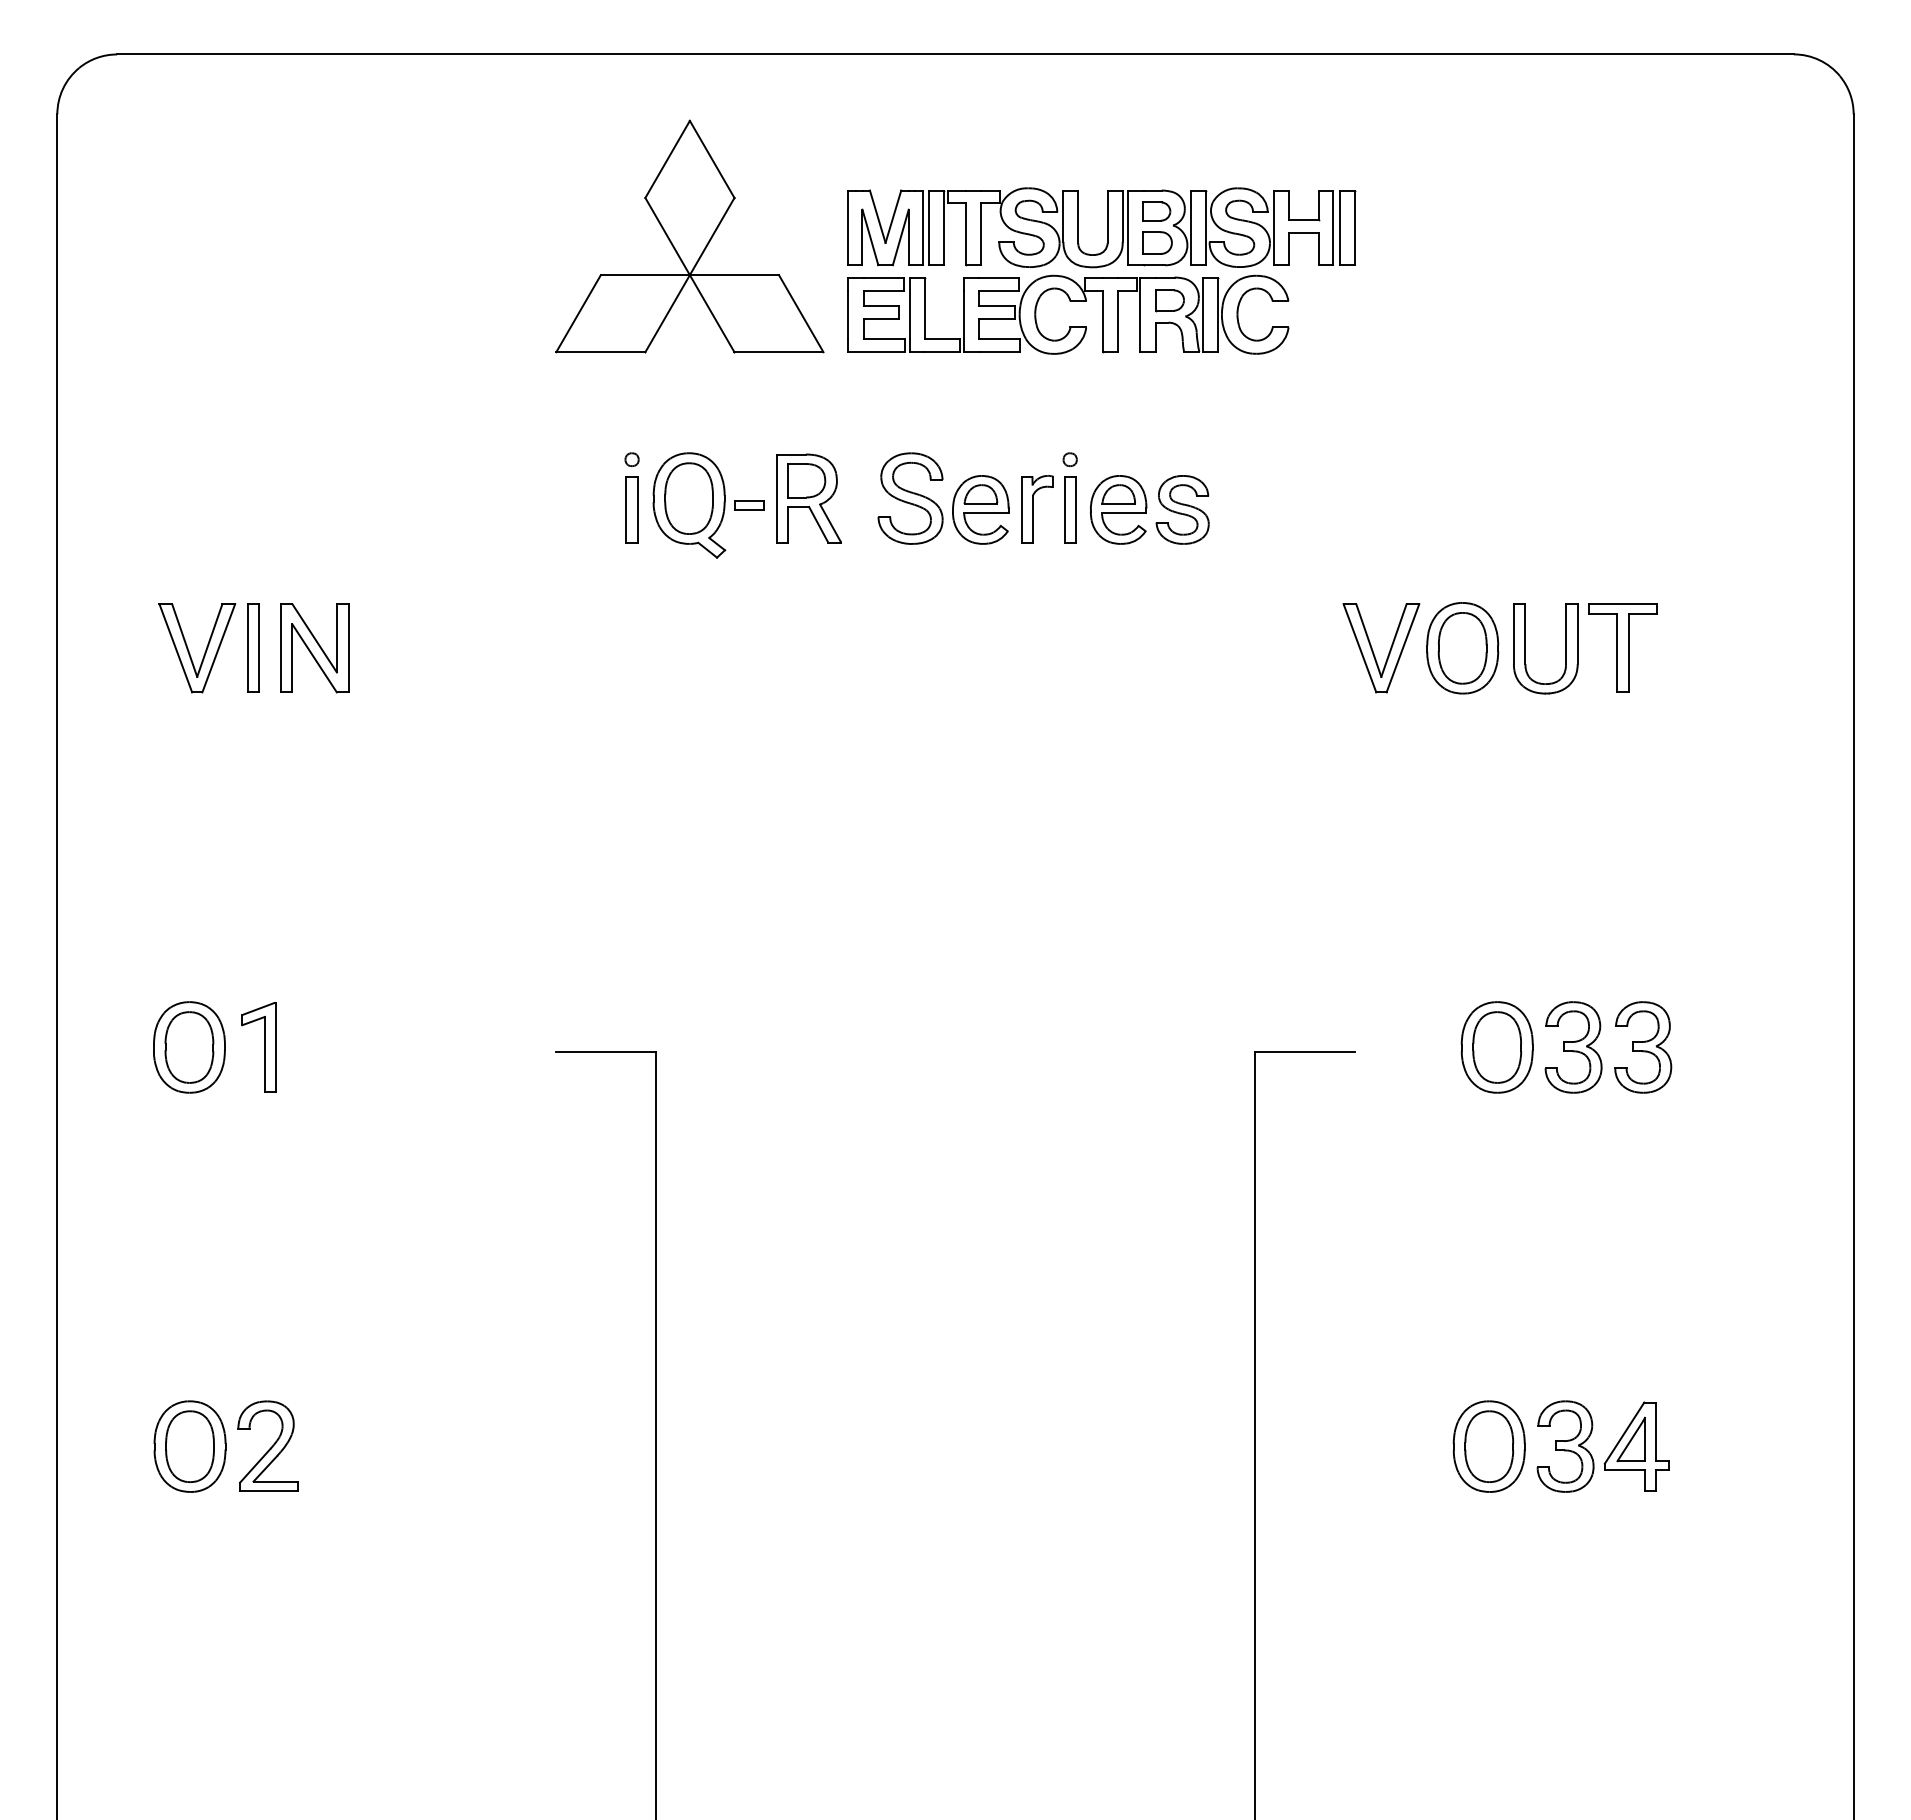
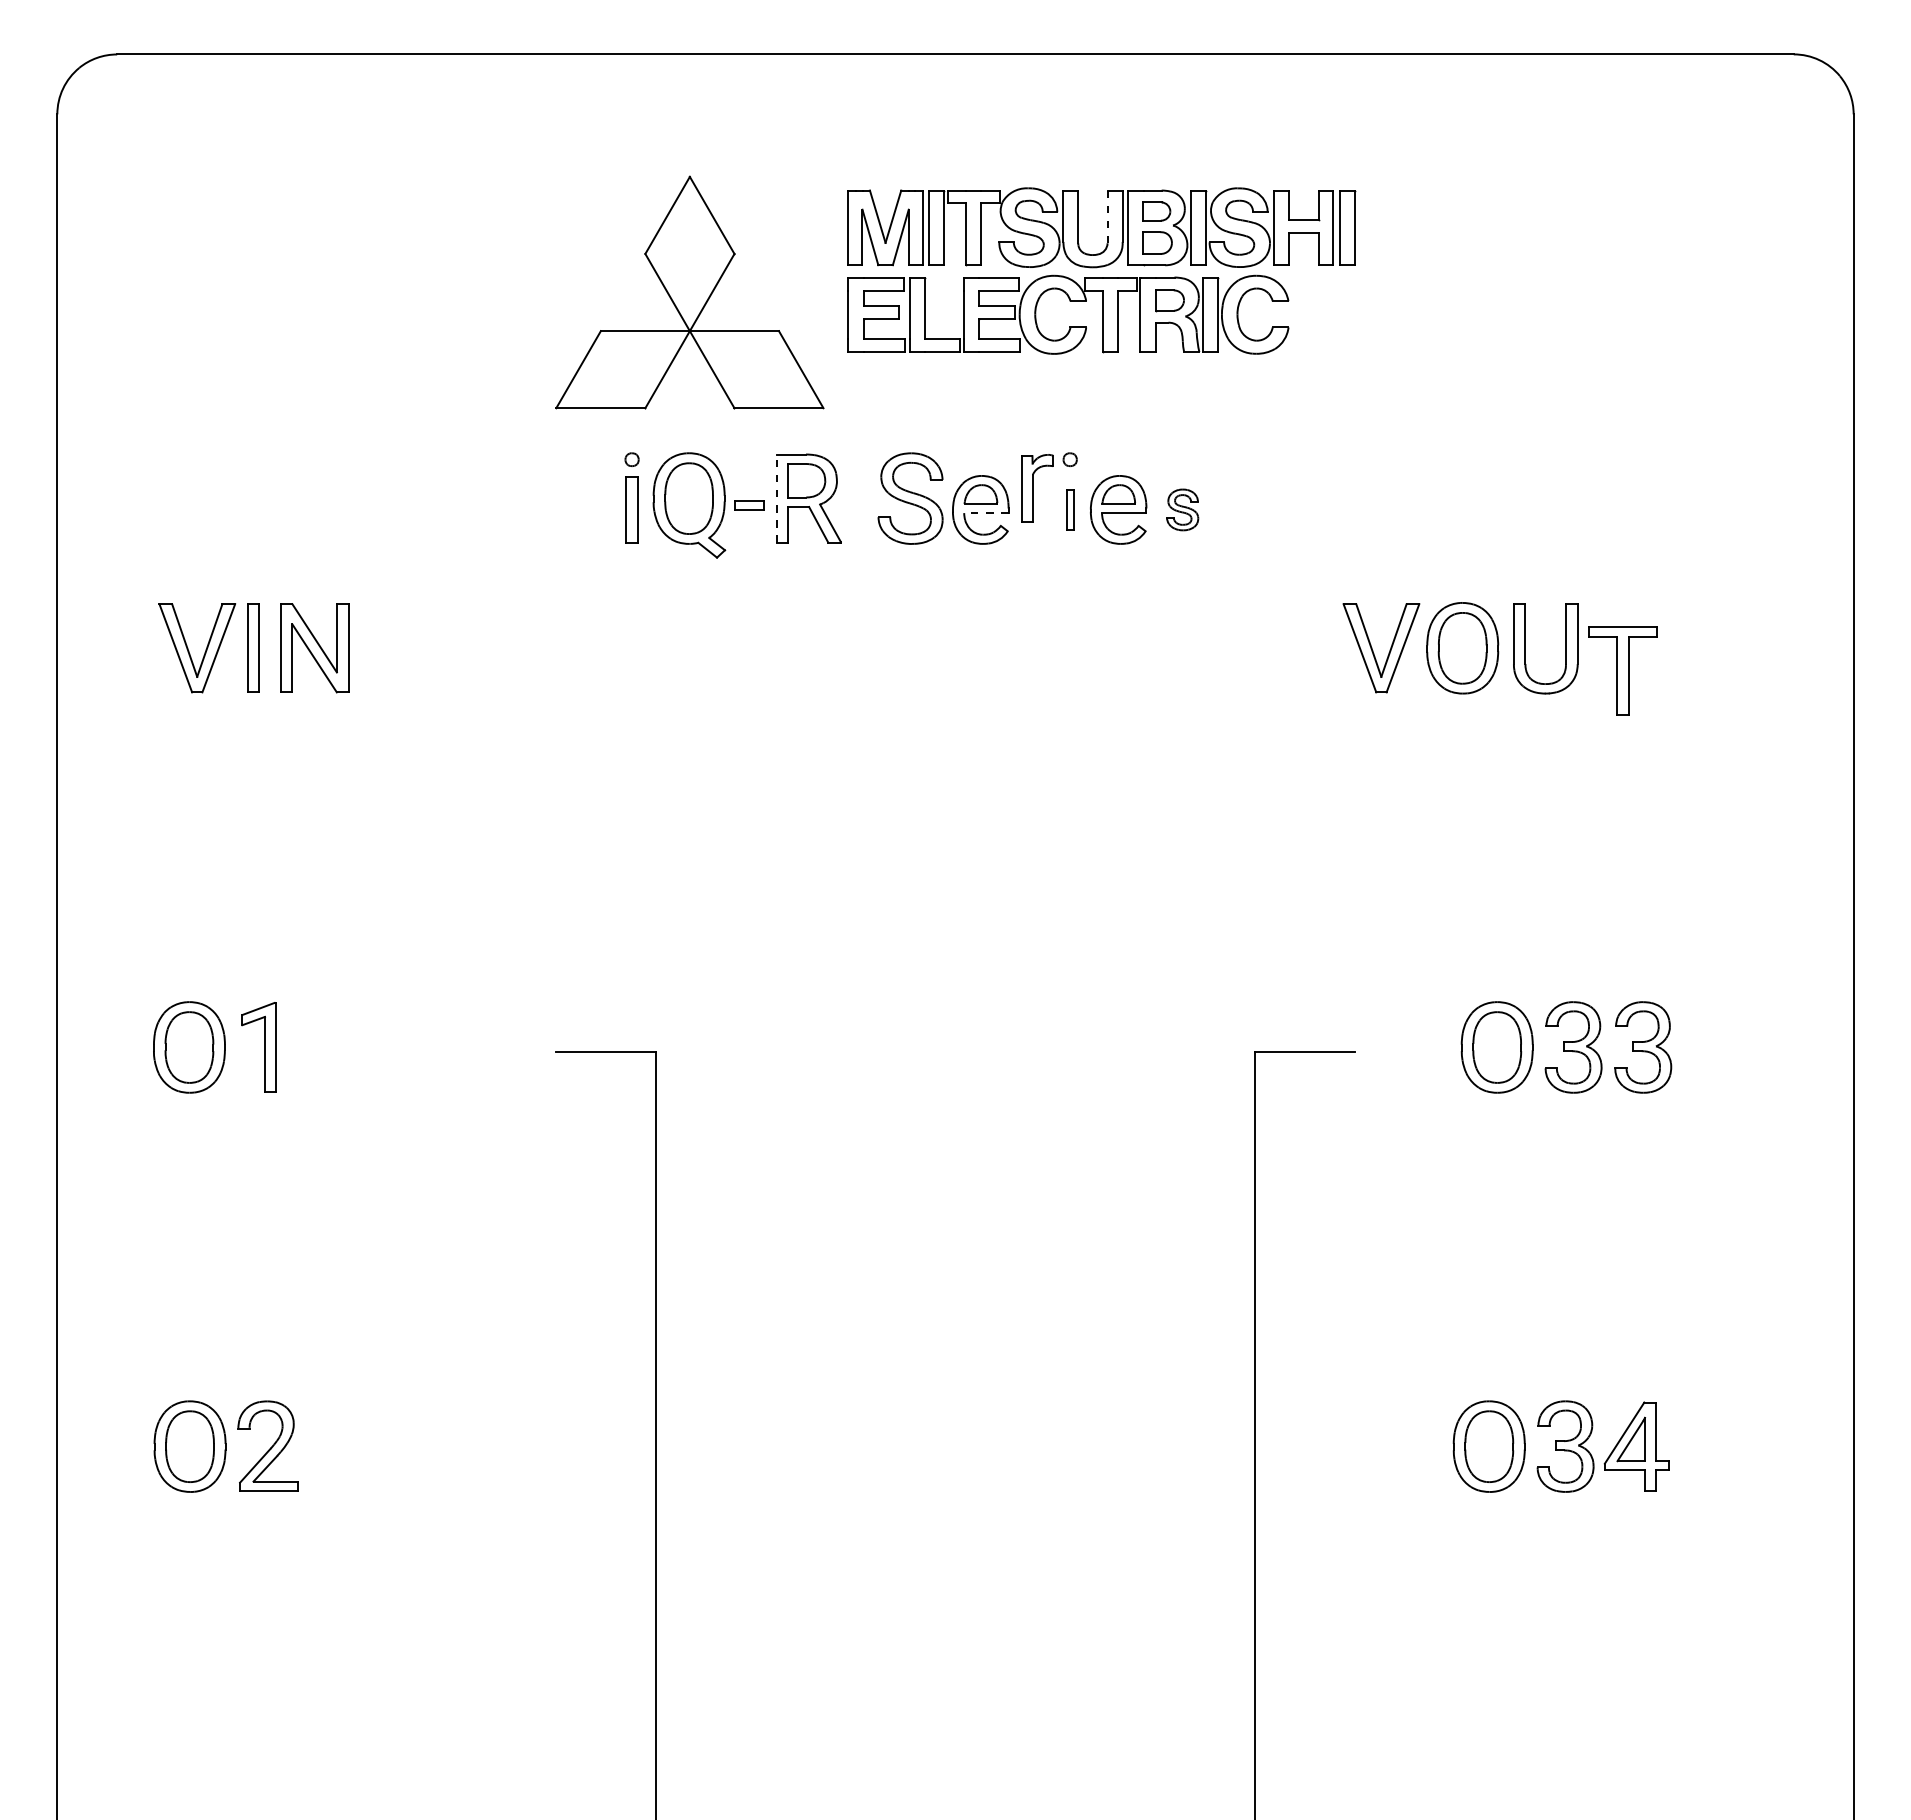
line: solid -> dashed (1107, 217)
part position: (689, 236) -> (689, 292) (689, 292)
line: solid -> dashed (776, 498)
part position: (1037, 509) -> (1037, 488) (1037, 488)
part size: 13x68 px -> 9x42 px (1070, 509)
part size: 55x70 px -> 34x44 px (1182, 509)
line: solid -> dashed (985, 513)
part position: (1622, 647) -> (1622, 670) (1622, 670)
